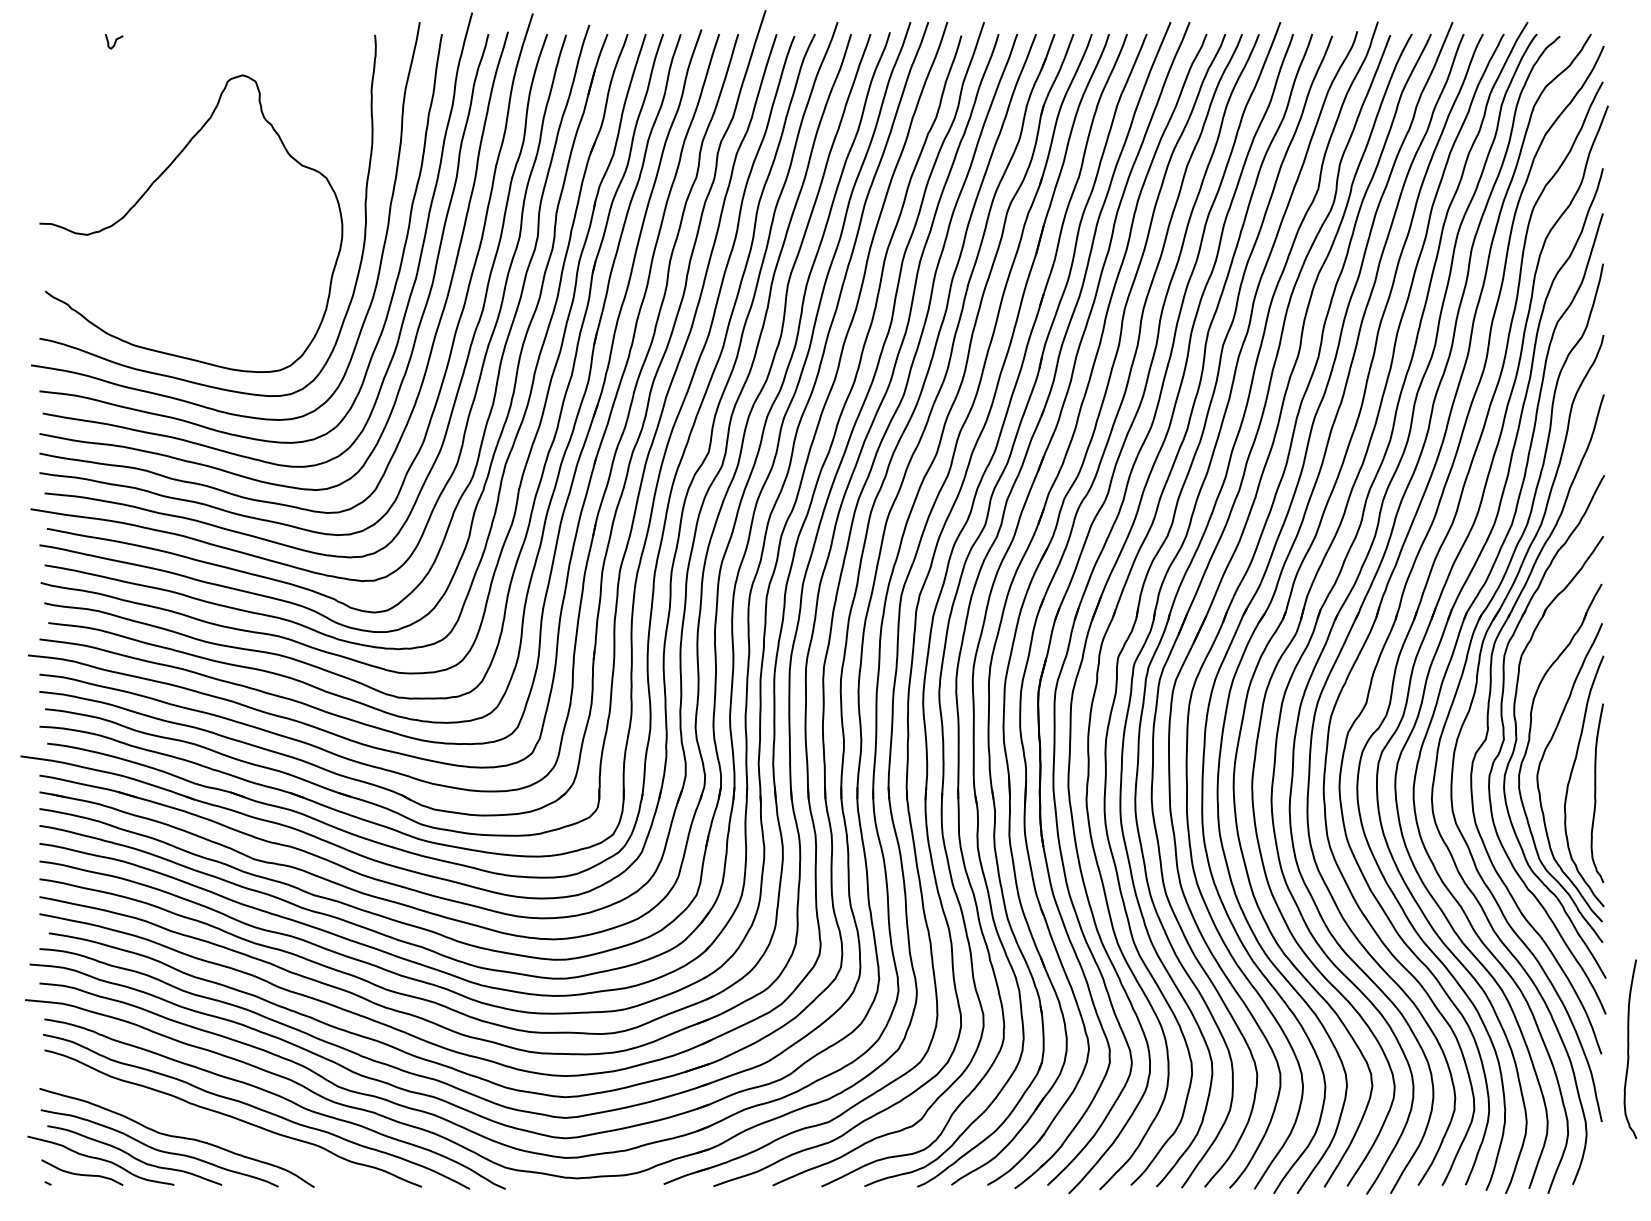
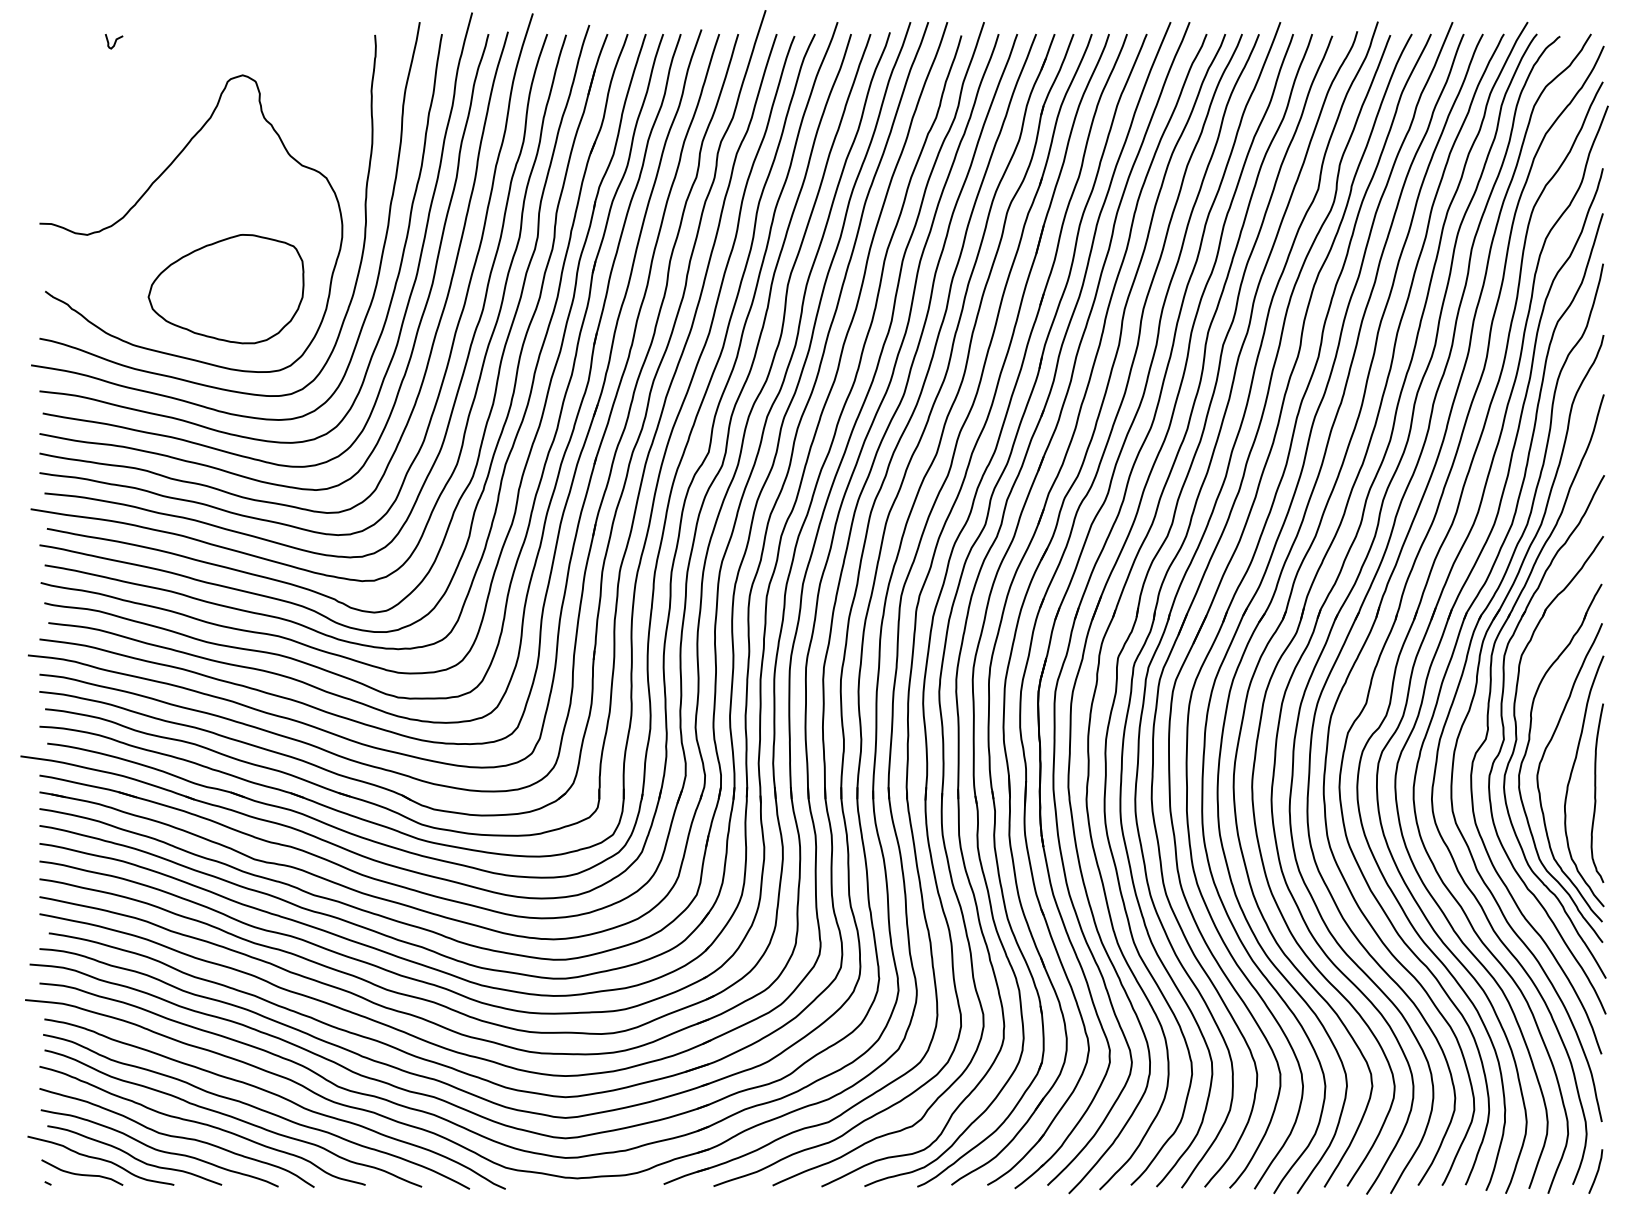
part: none -> present (225, 289)
curve: present -> none (1629, 1048)
curve: none -> present (202, 1124)
curve: none -> present (1596, 1171)
